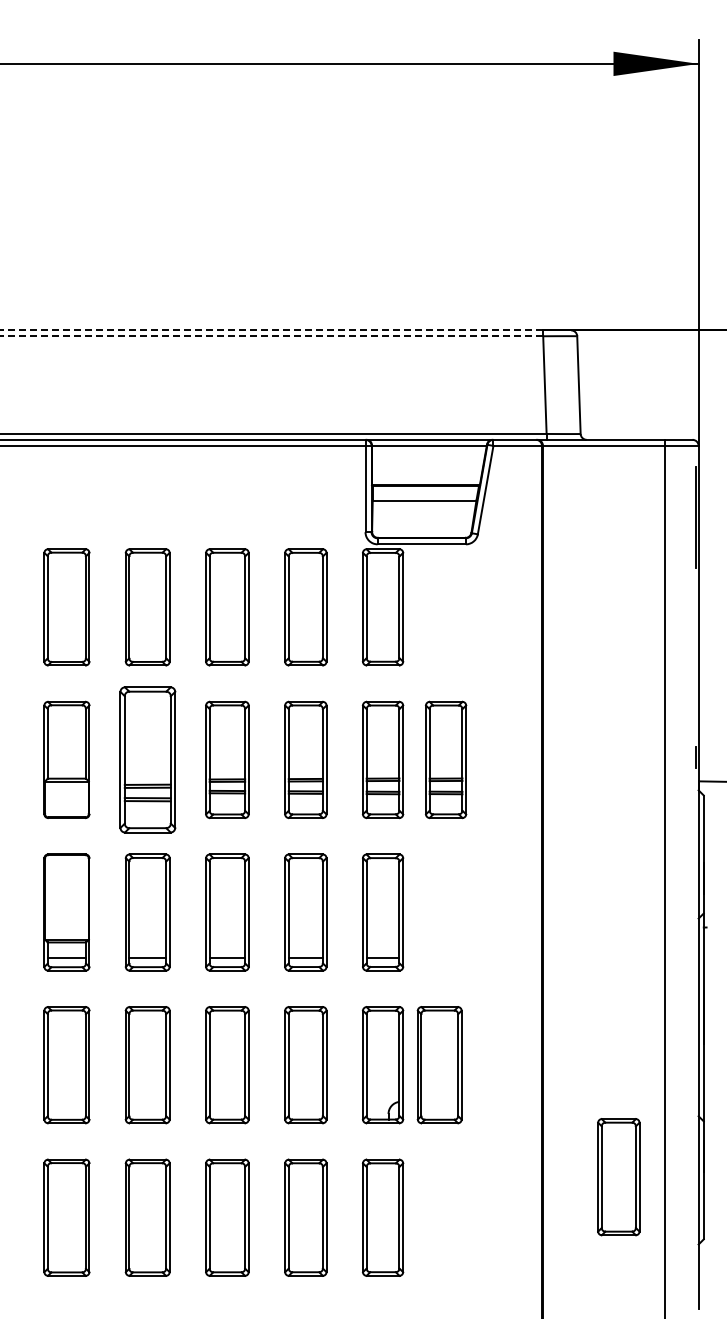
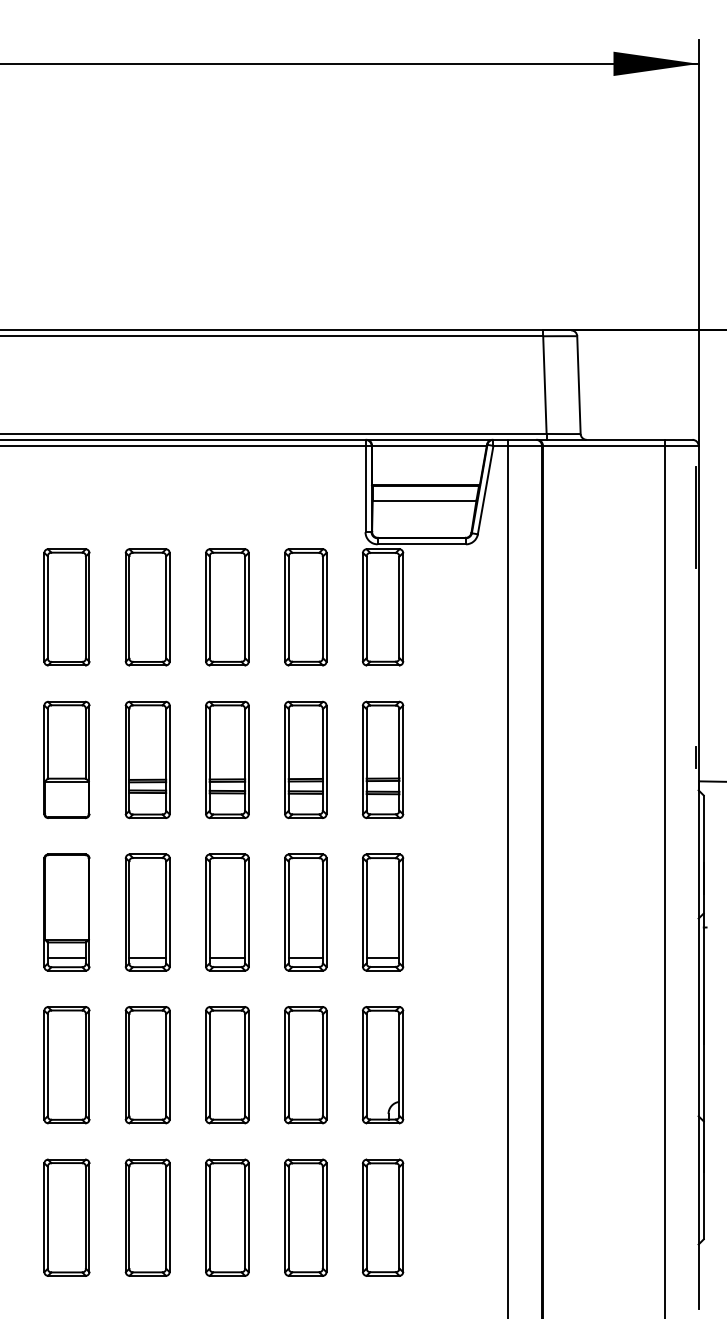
line: dashed -> solid (286, 330)
line: dashed -> solid (272, 336)
part size: 58x148 px -> 47x120 px (147, 759)
part: present -> none (446, 759)
line: none -> present (507, 877)
part: present -> none (439, 1065)
part: present -> none (618, 1177)
